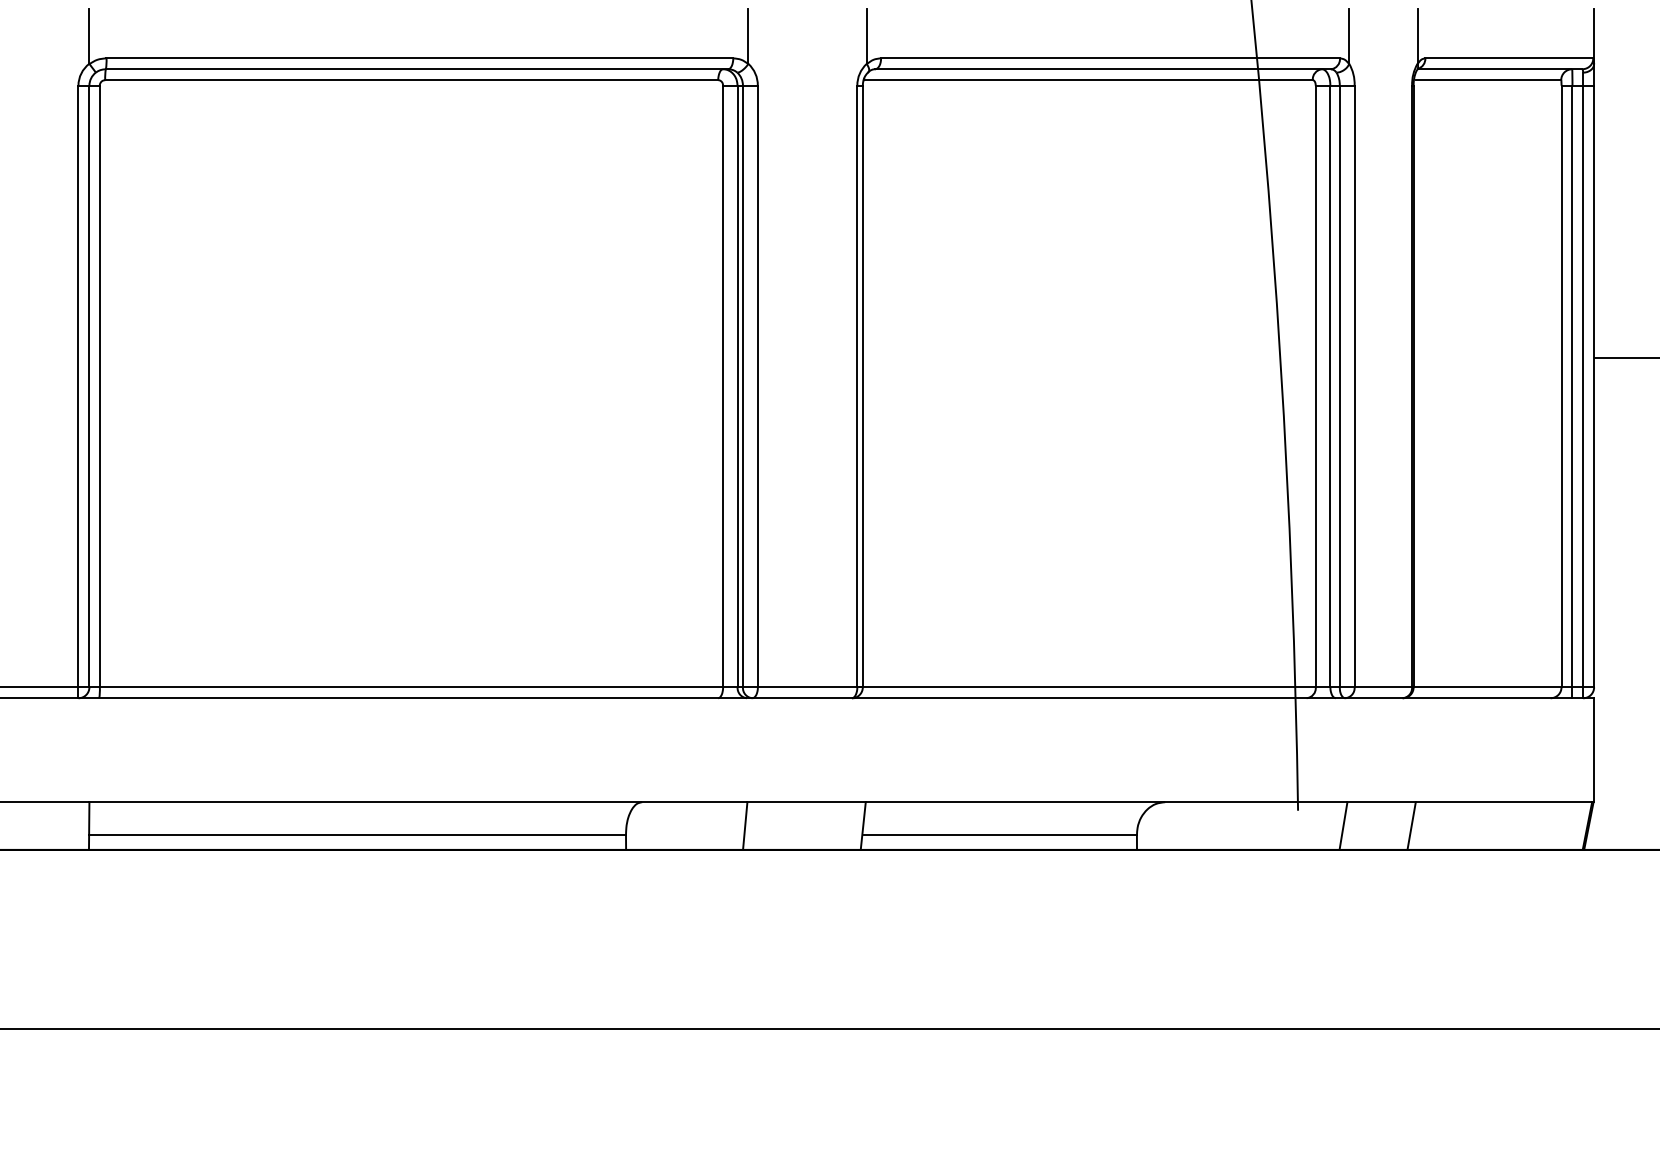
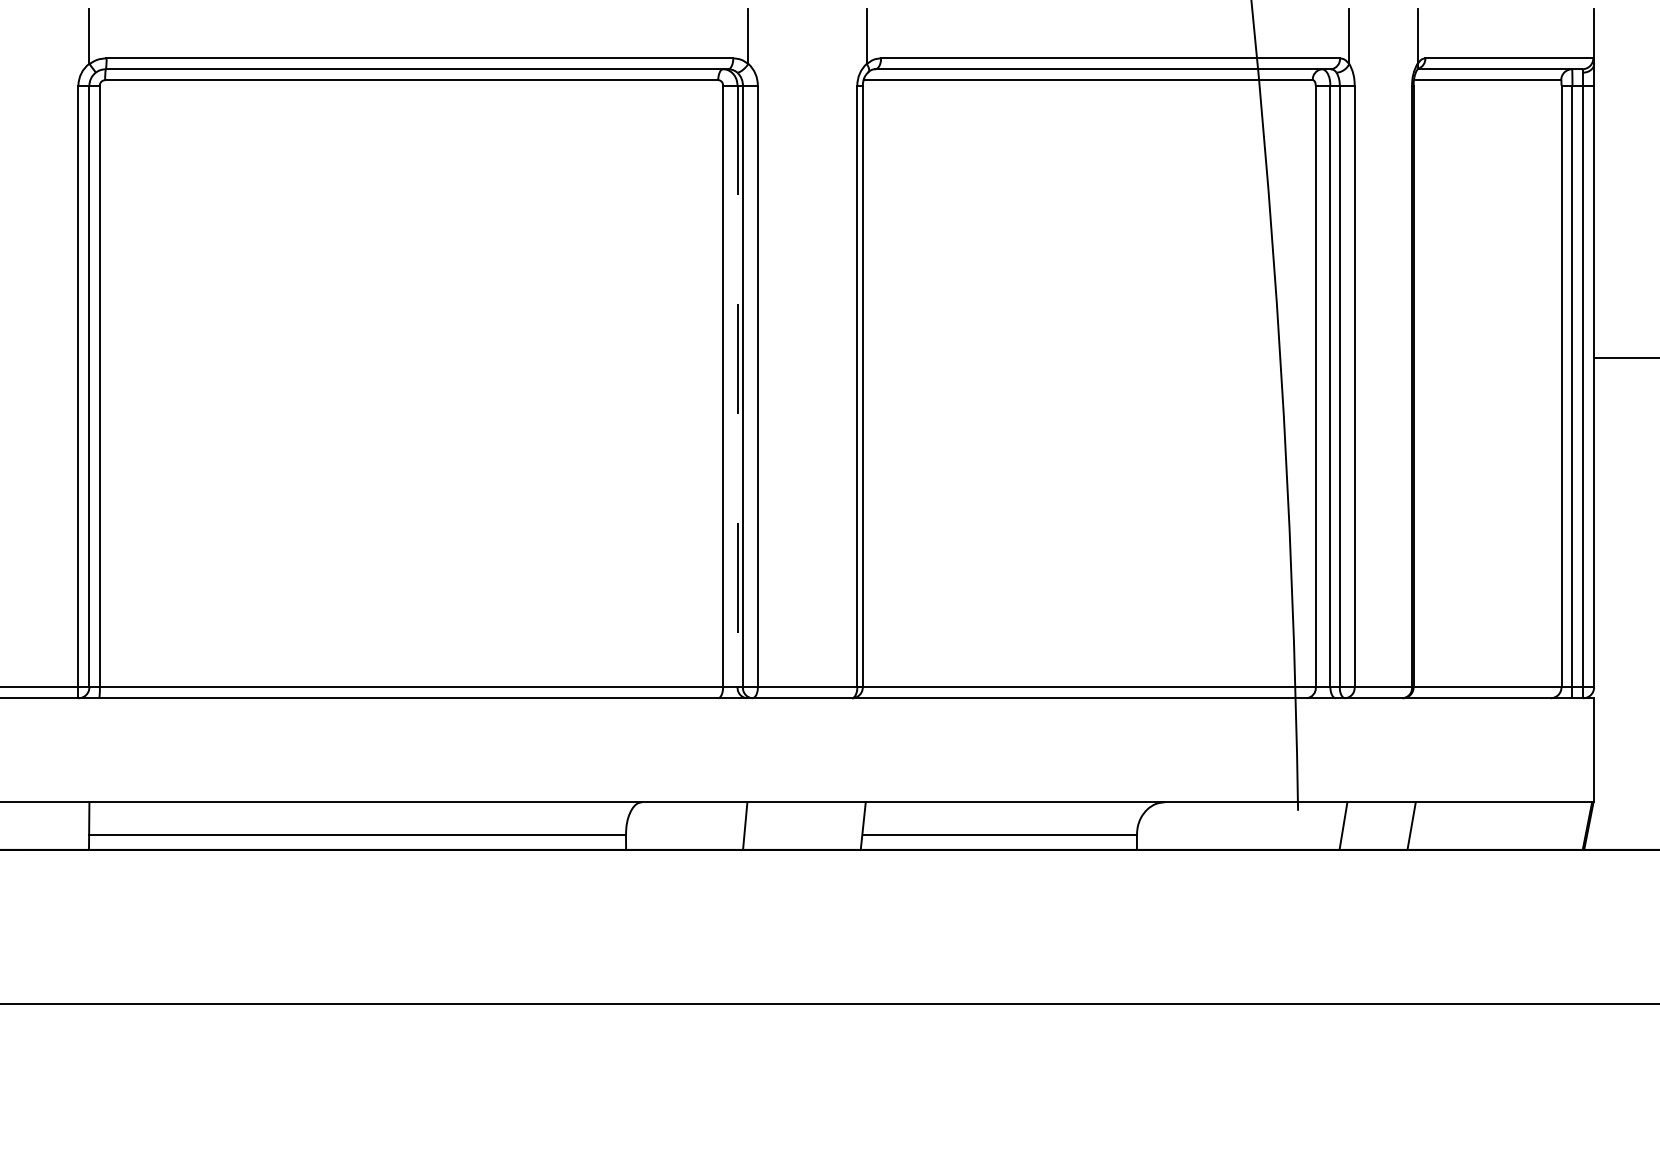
line: solid -> dashed (737, 386)
line position: (829, 1028) -> (829, 1003) (829, 1003)
